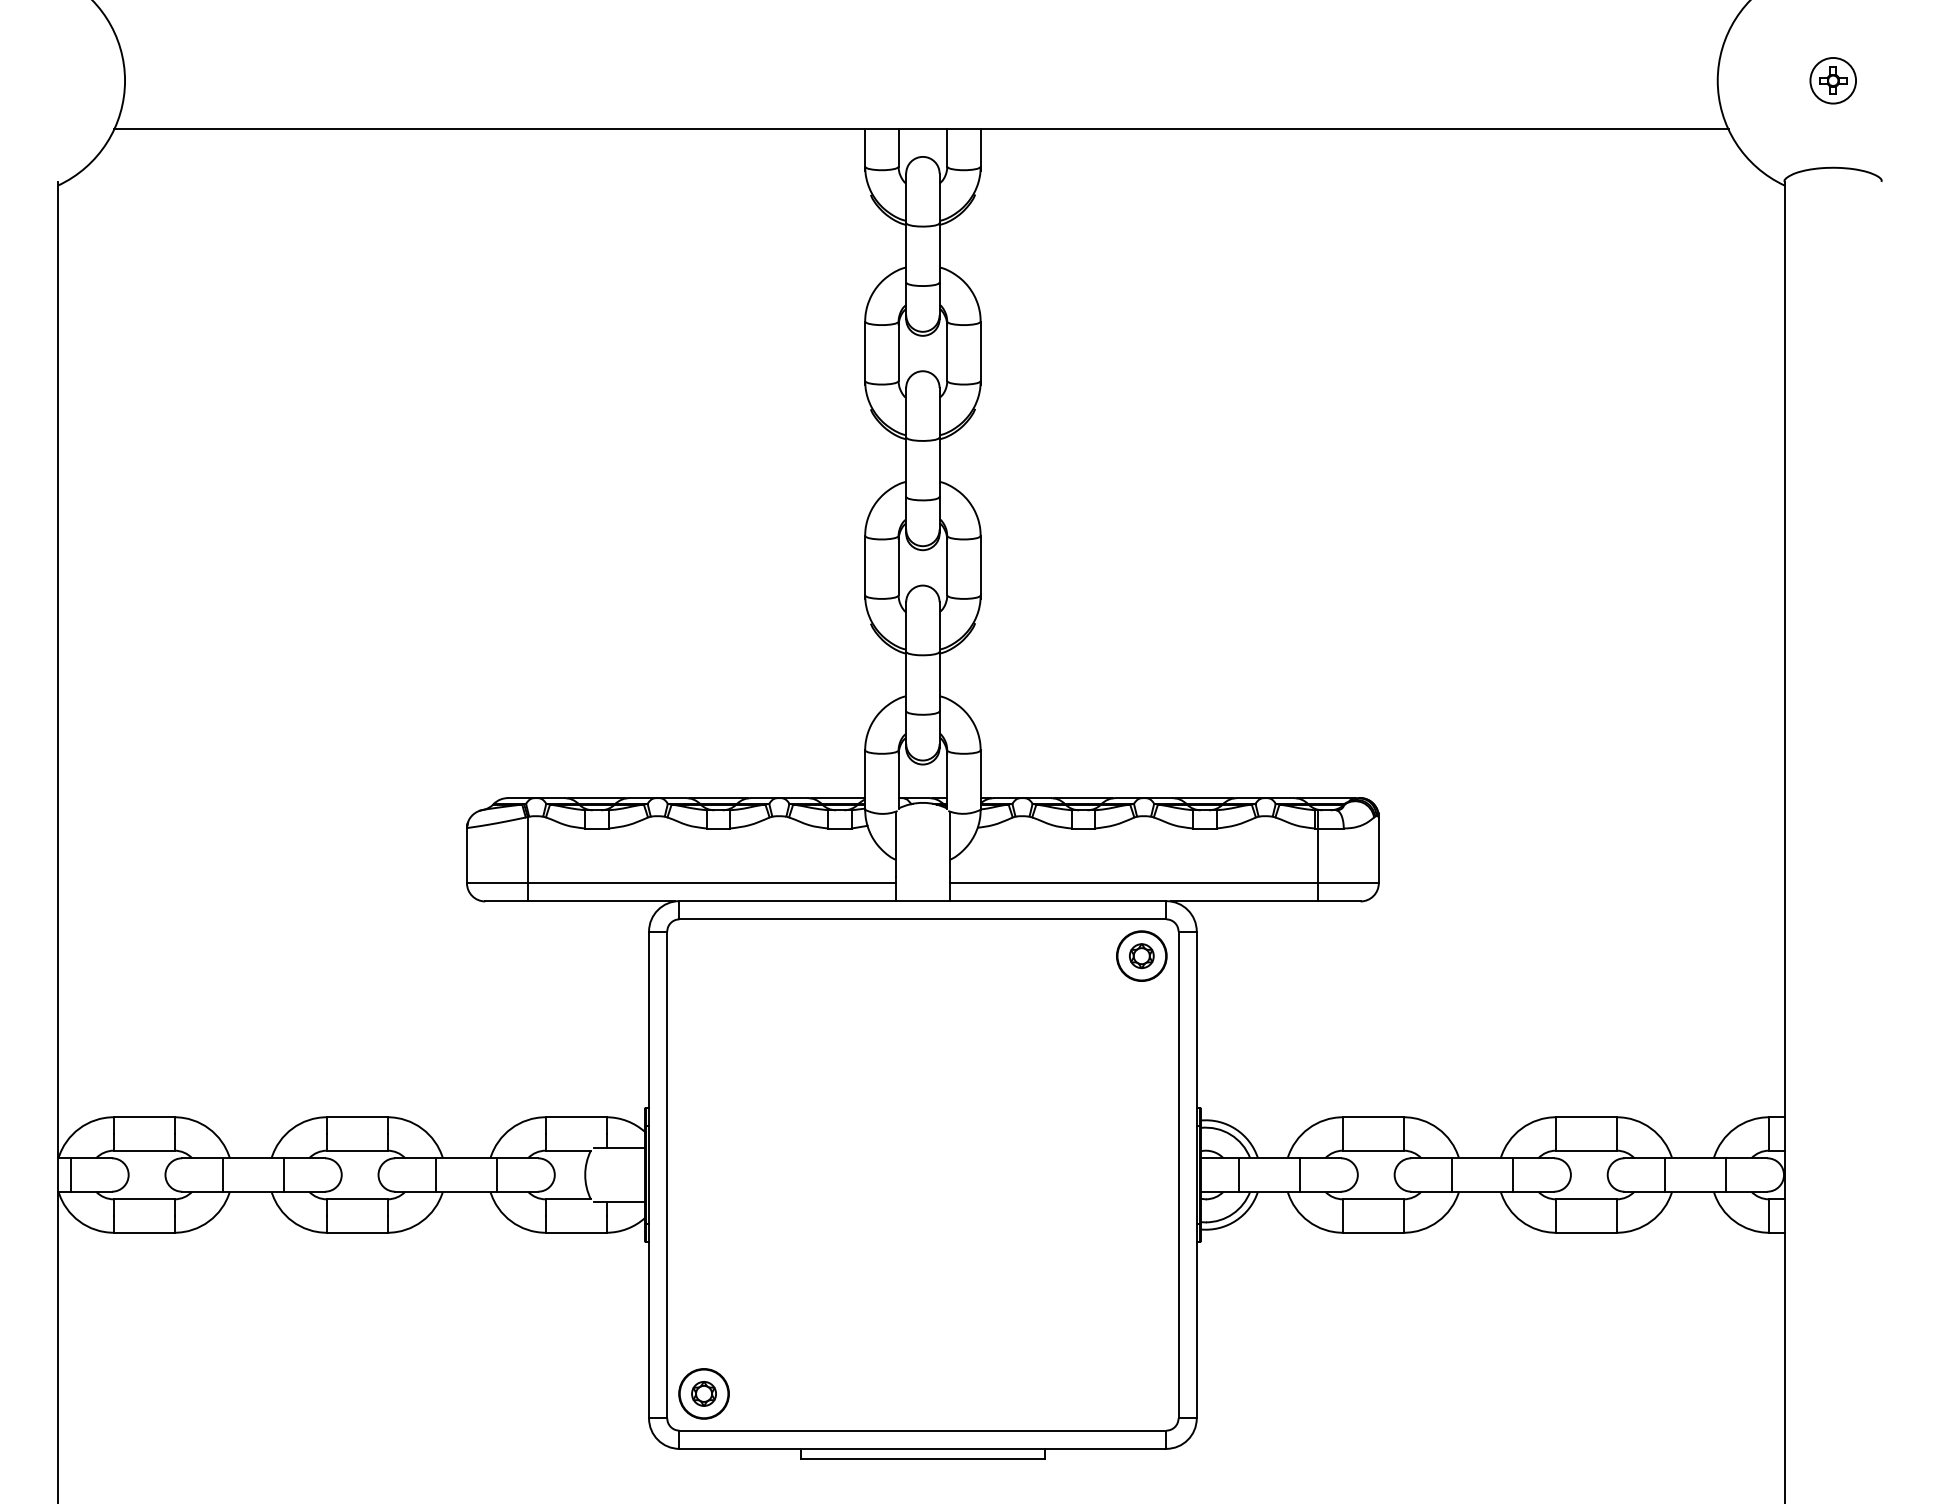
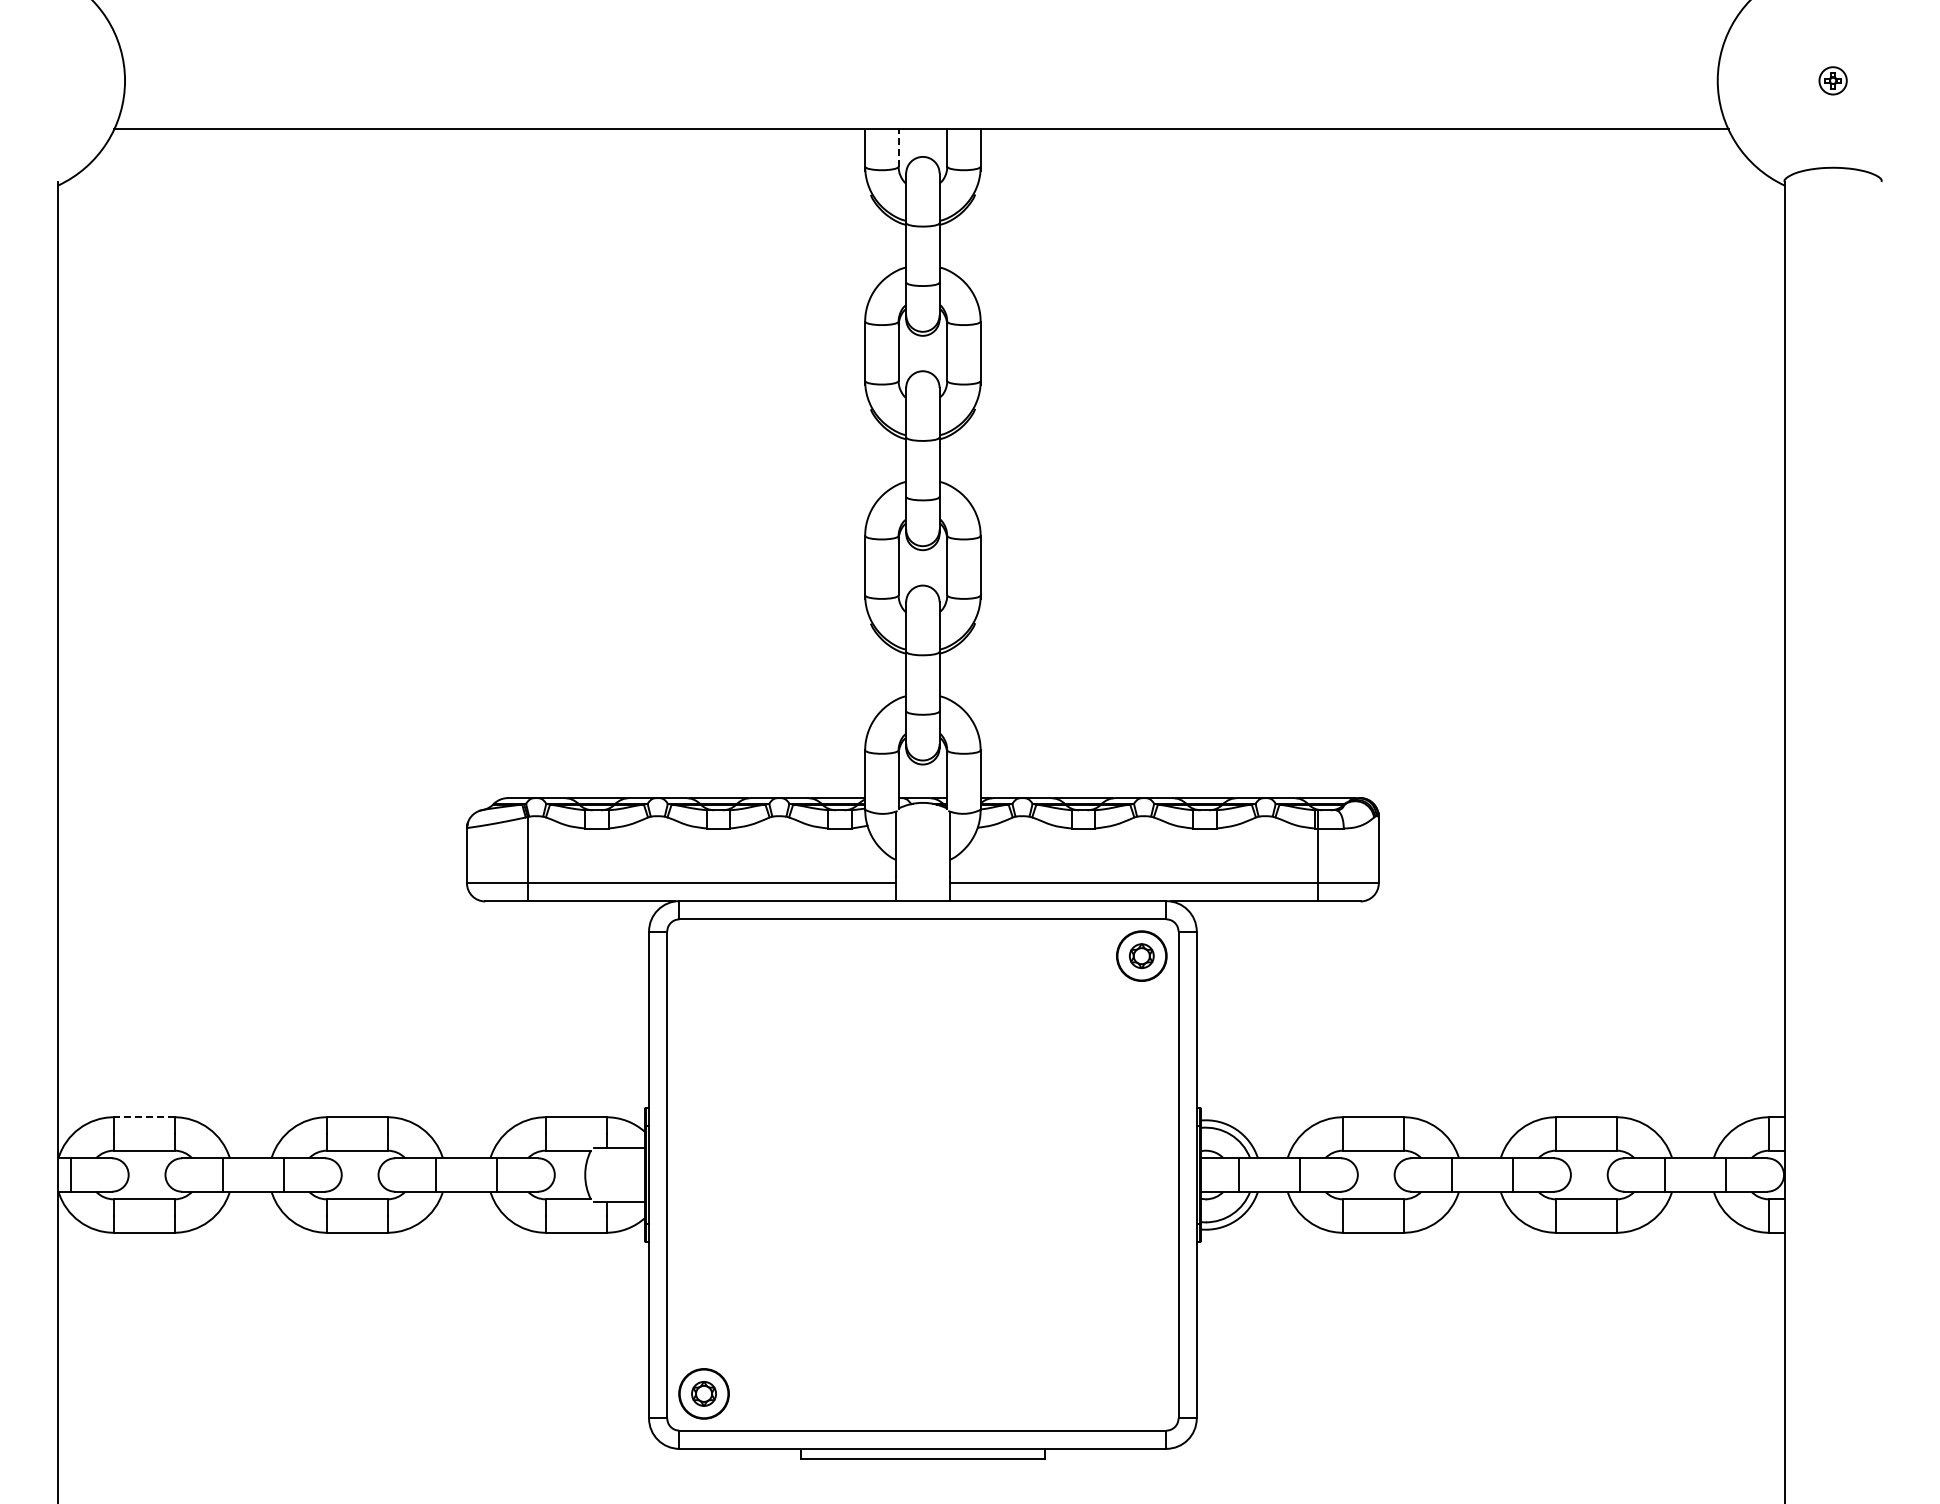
part size: 48x48 px -> 30x30 px (1832, 80)
line: solid -> dashed (898, 148)
line: solid -> dashed (143, 1117)
